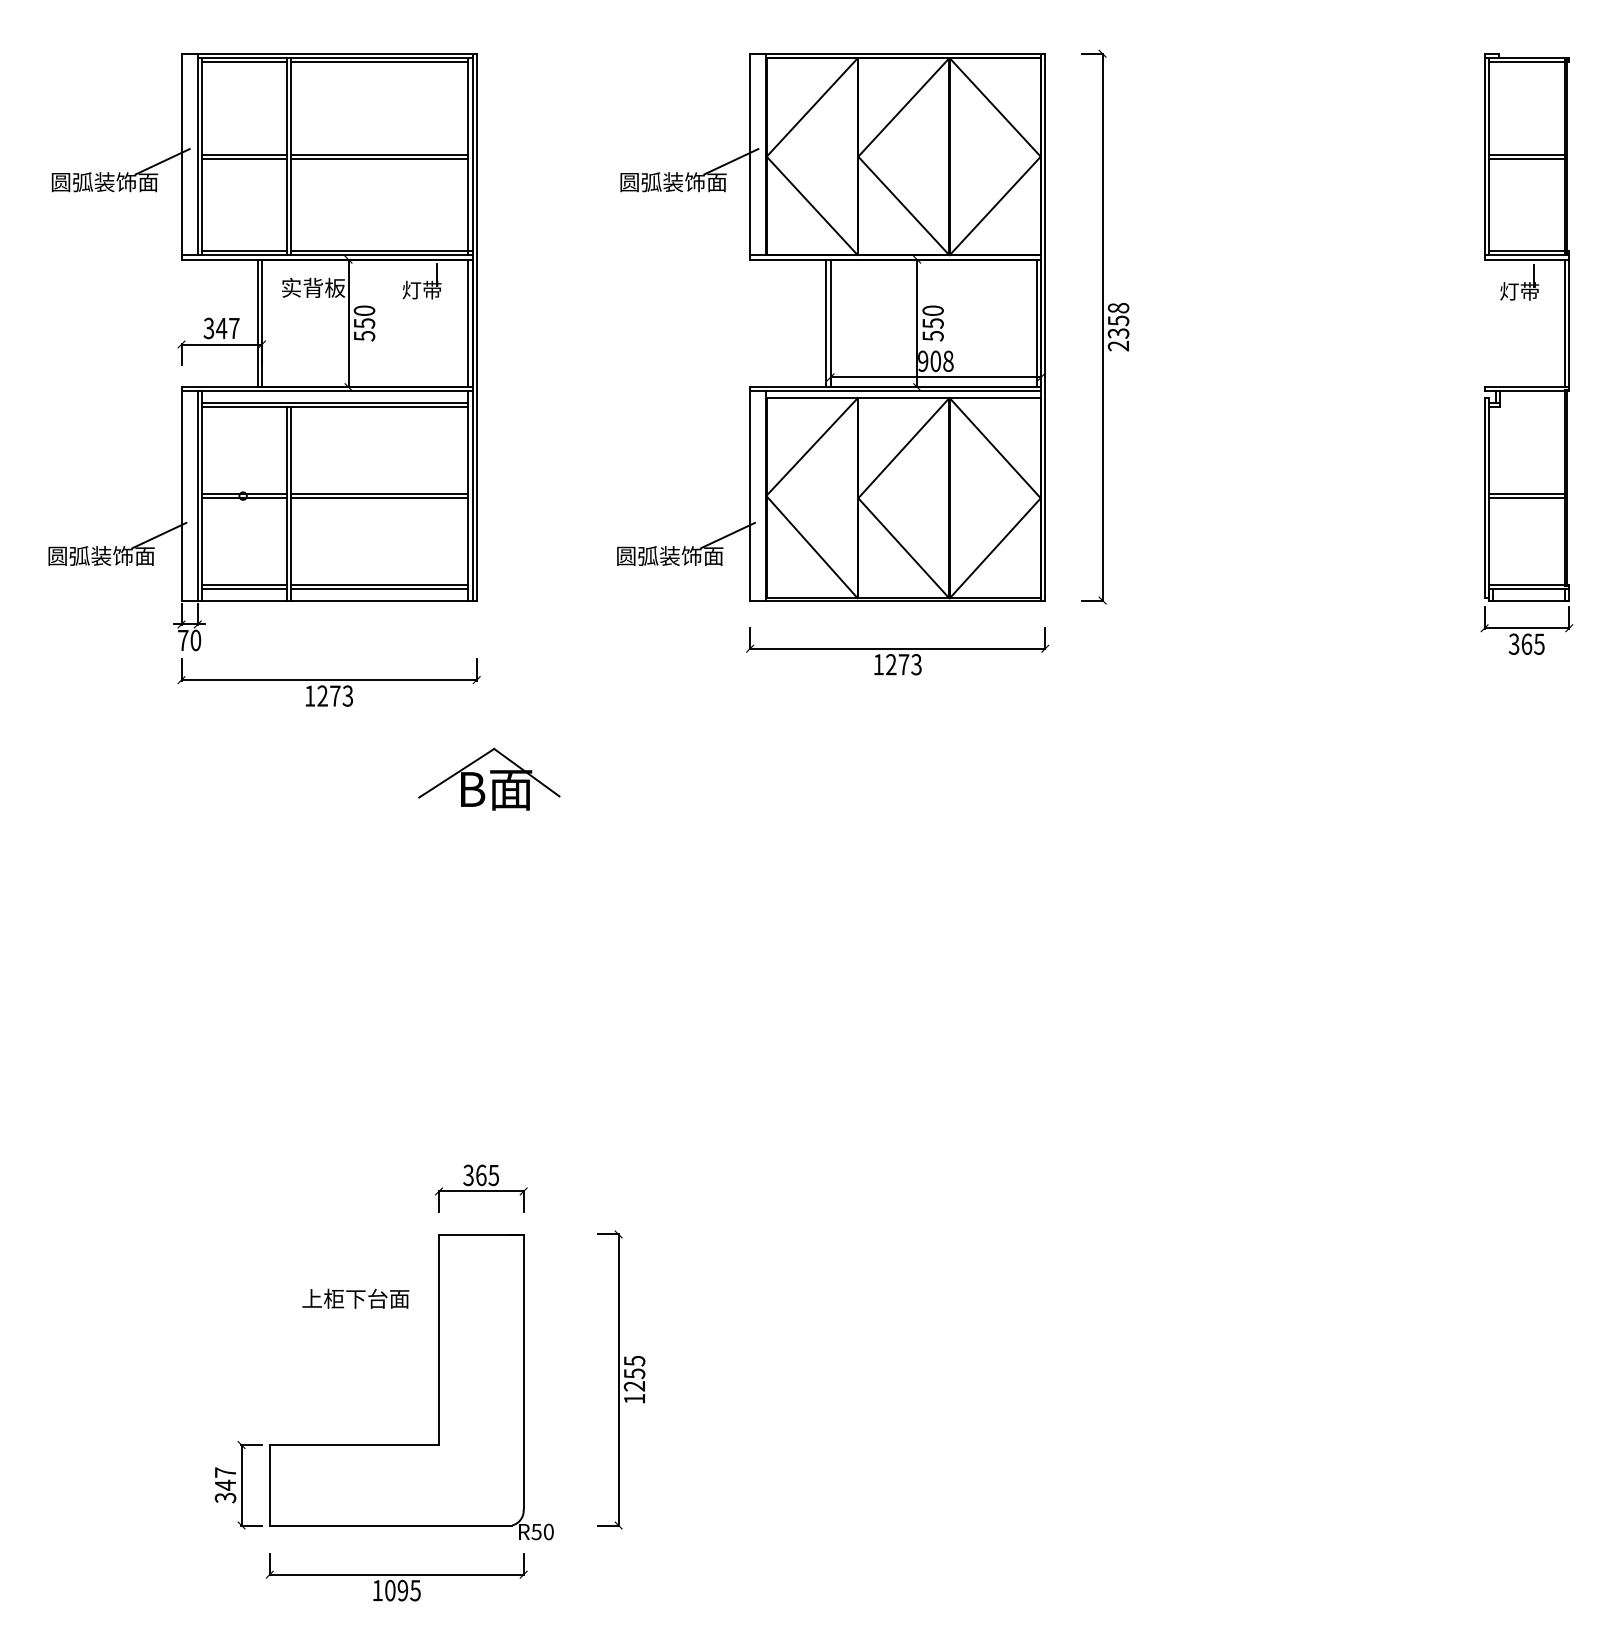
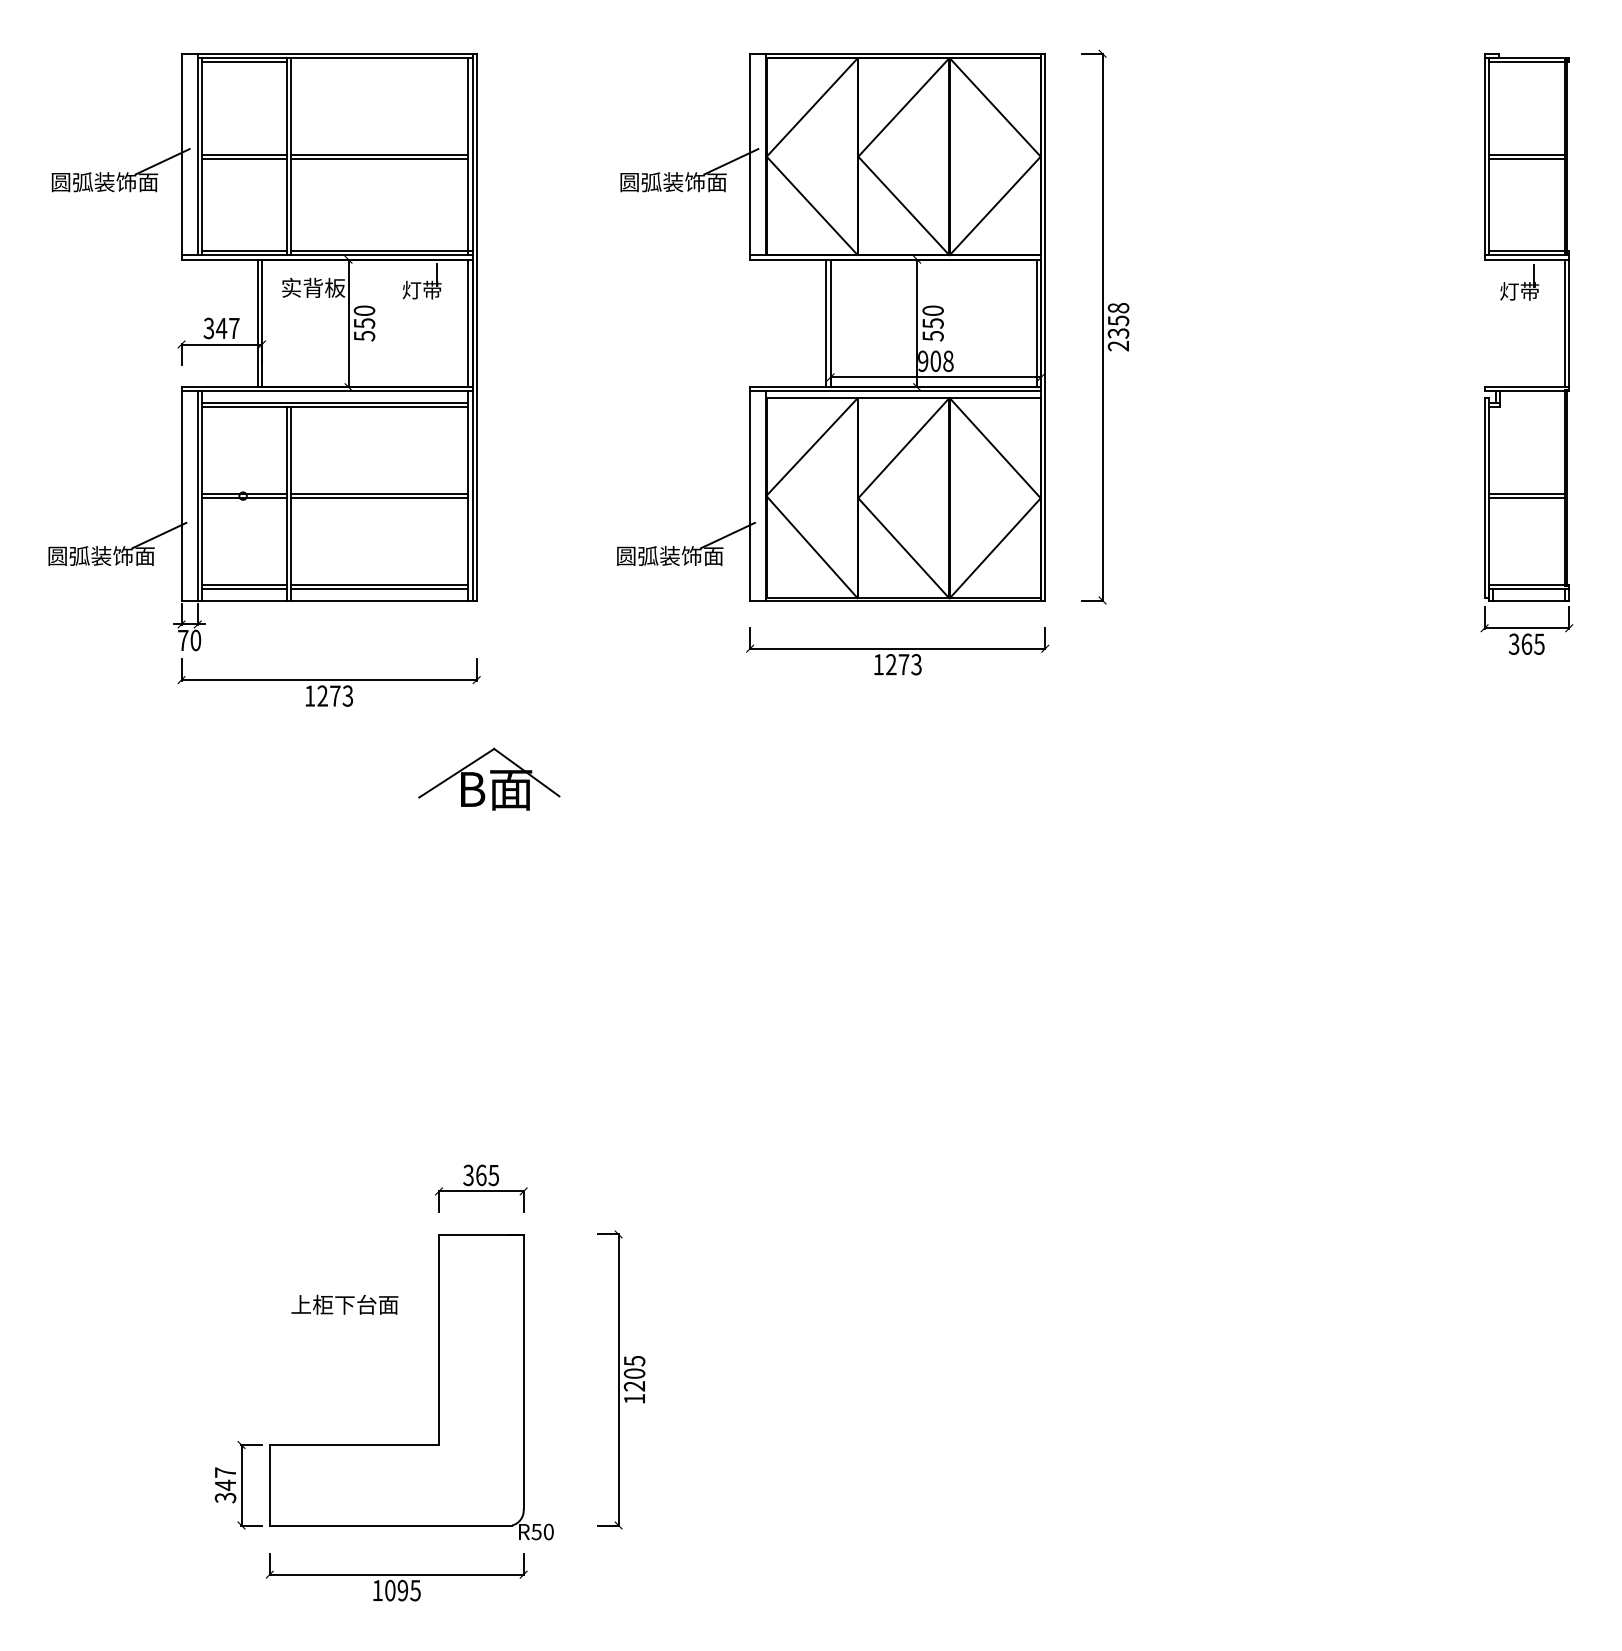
line: present -> none (379, 62)
text position: (355, 1298) -> (344, 1304) (344, 1304)
text: 1255 -> 1205 (634, 1373)
